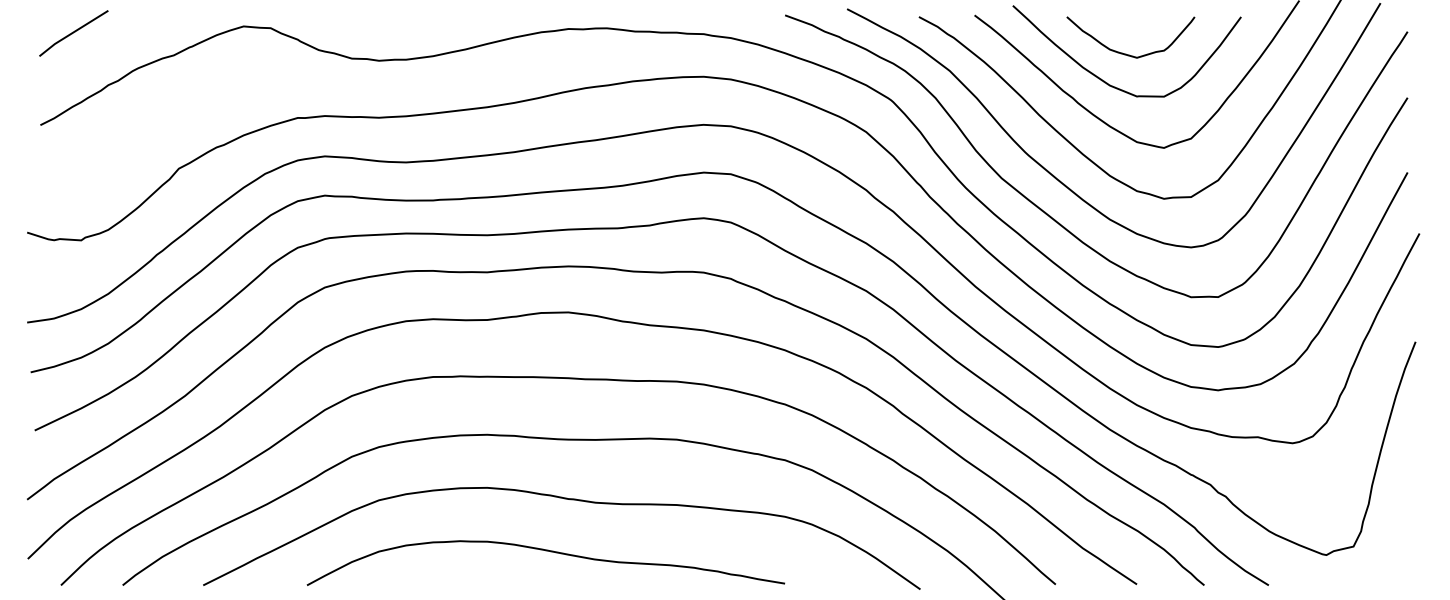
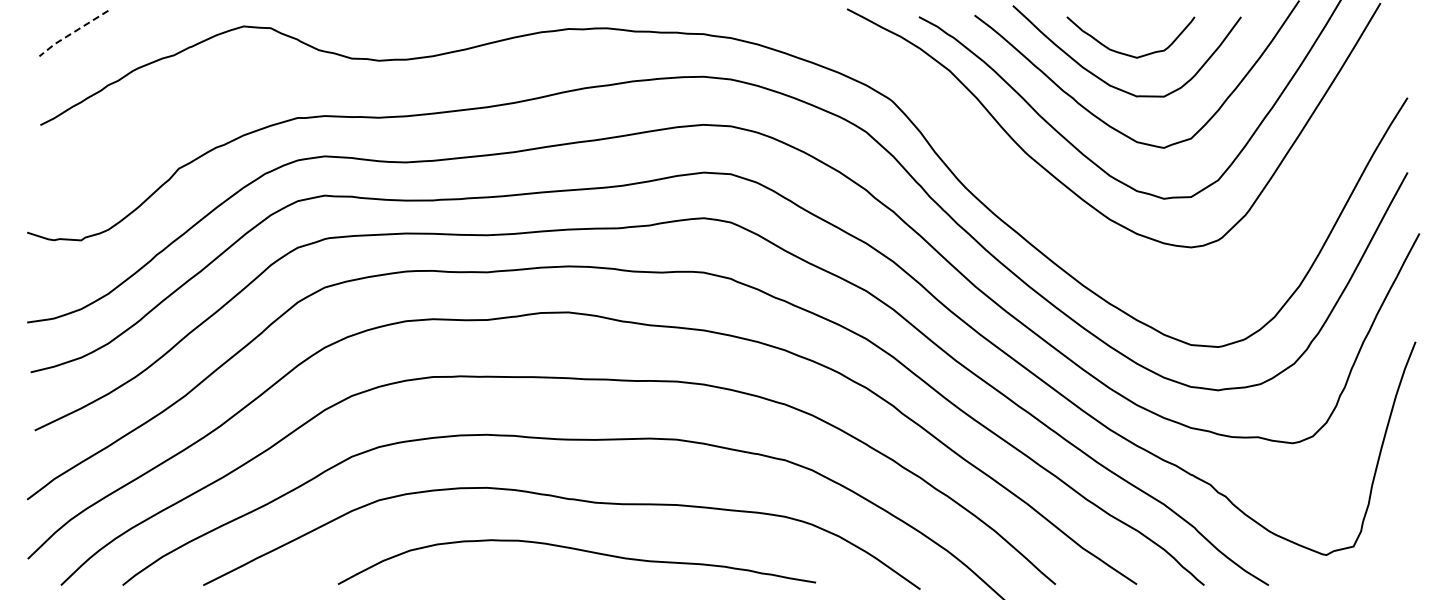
line: solid -> dashed (72, 32)
curve: present -> none (1050, 215)
curve position: (545, 551) -> (576, 550) (576, 550)
